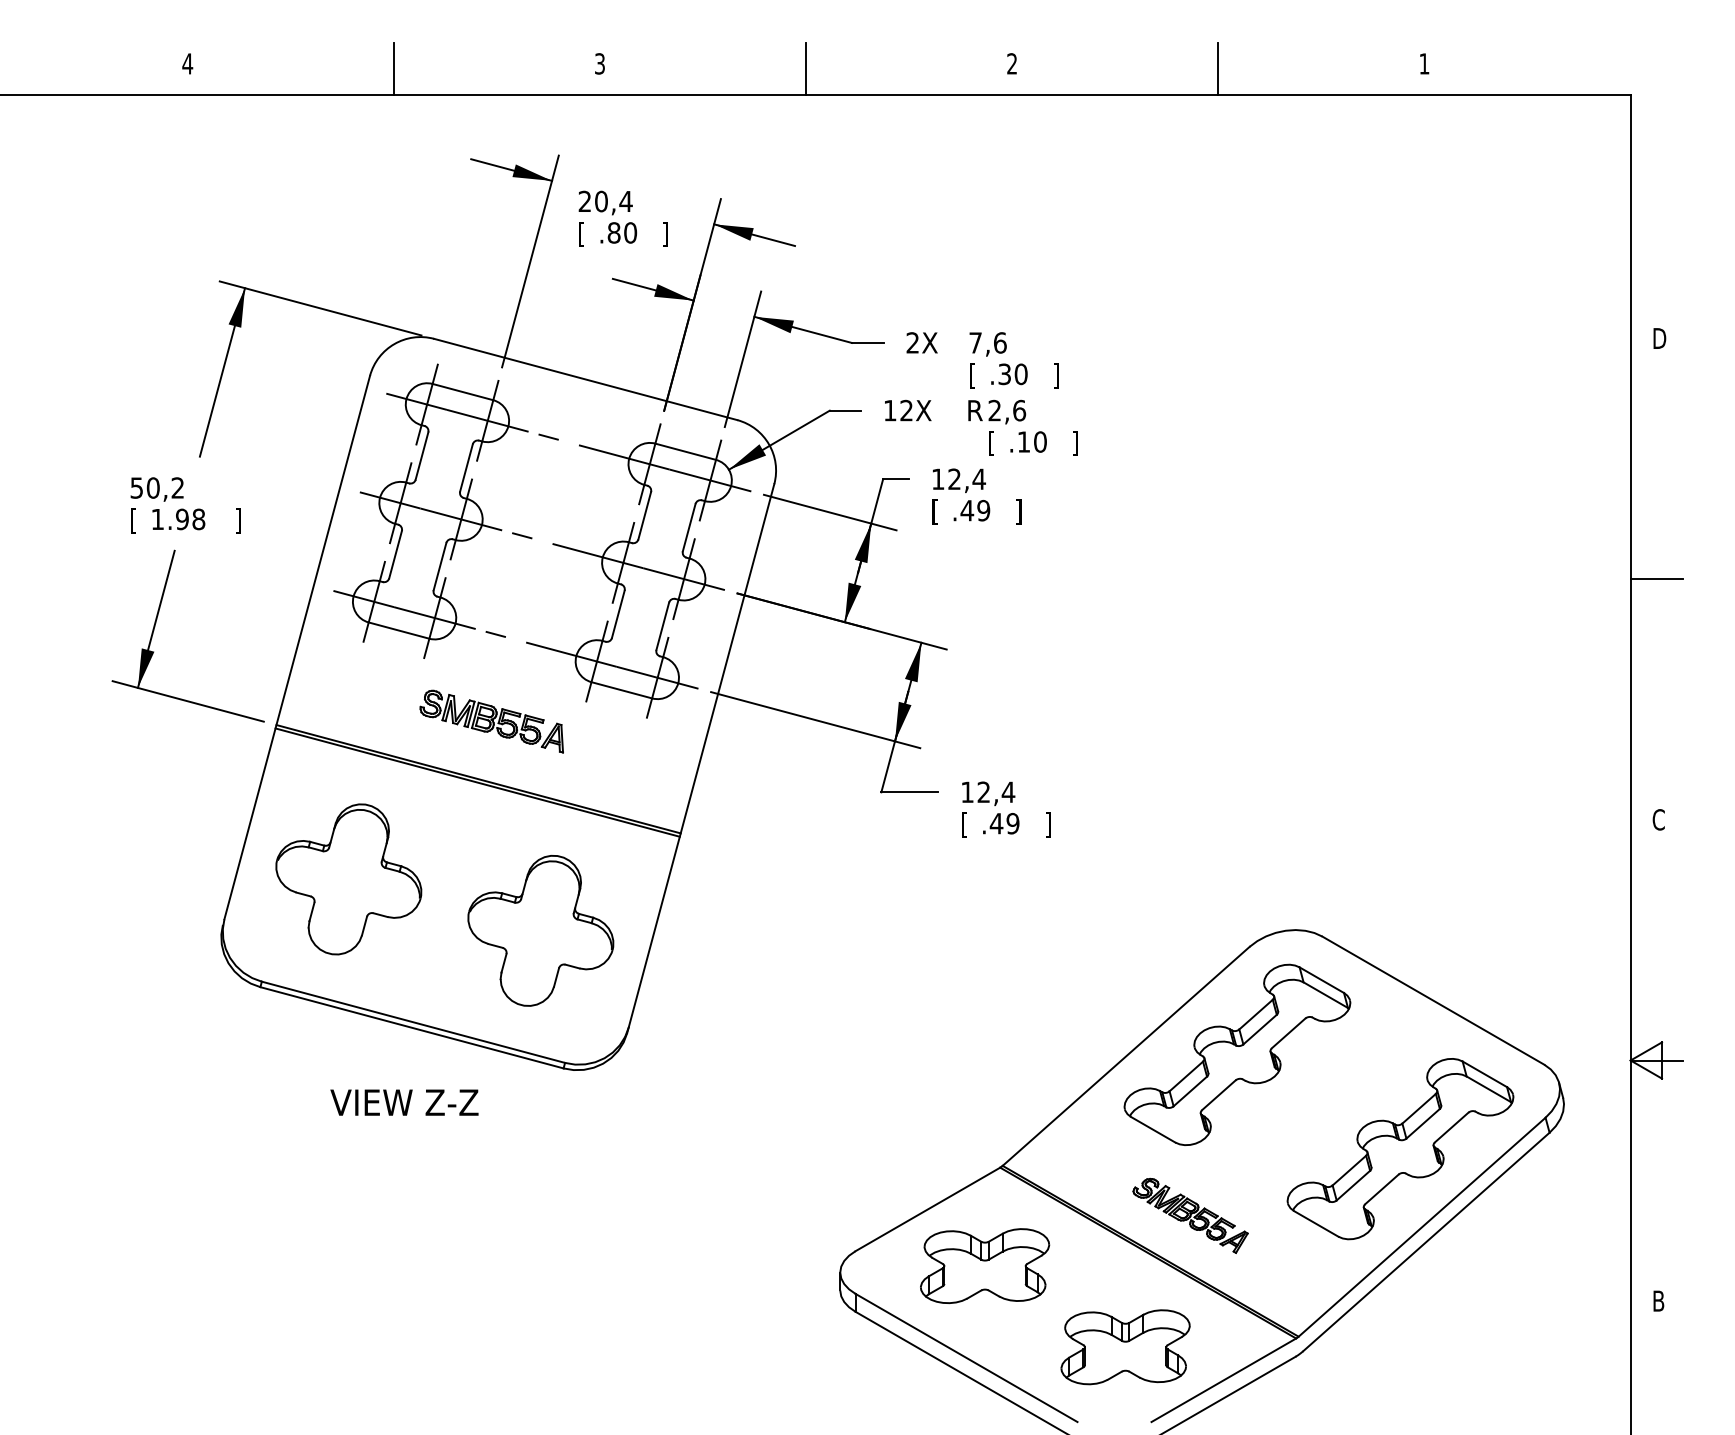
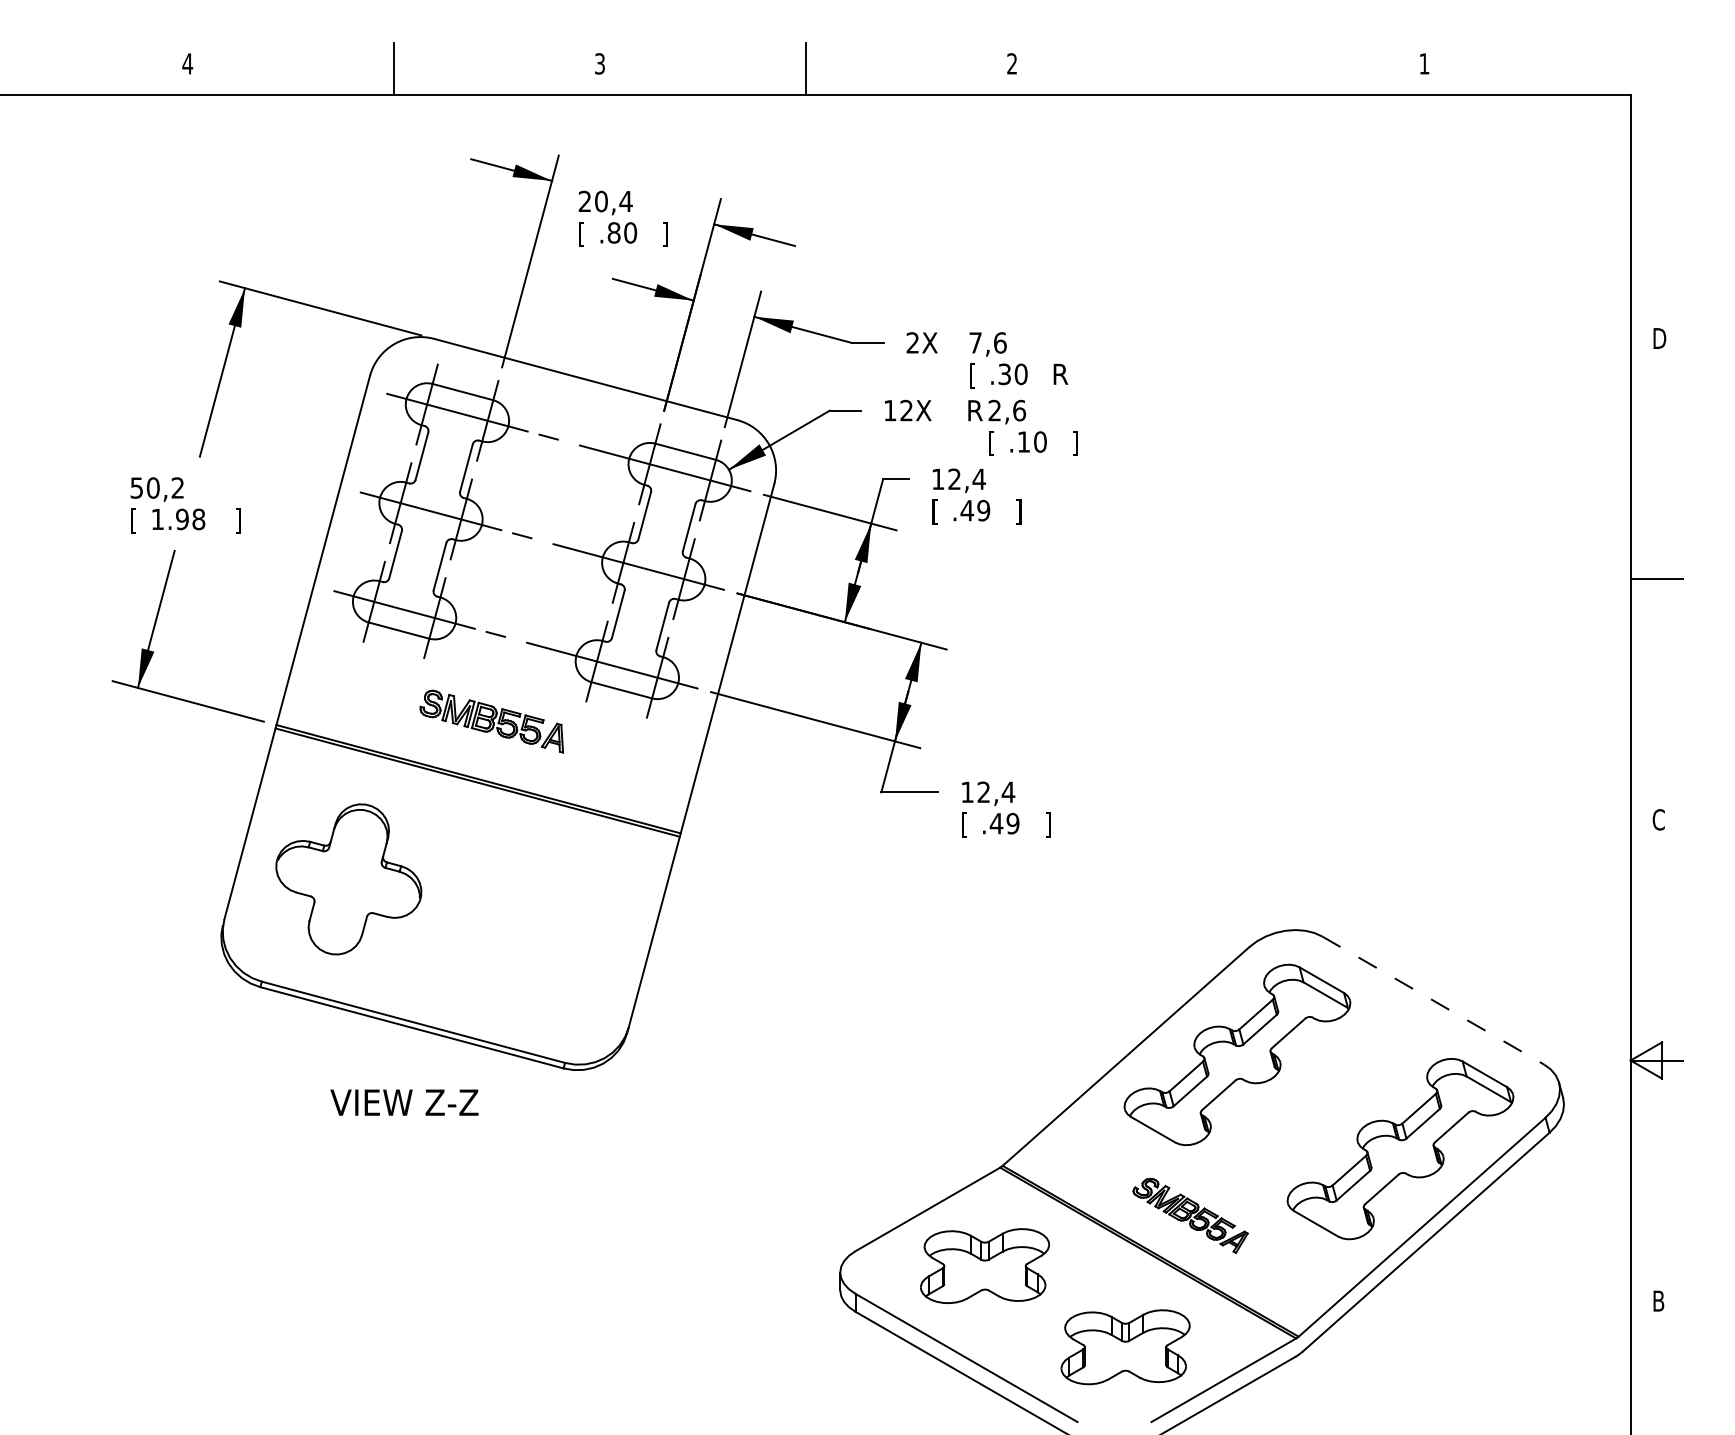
line: present -> none (1218, 68)
text: ] -> R (1060, 375)
part: present -> none (540, 930)
line: solid -> dashed (1433, 1000)
